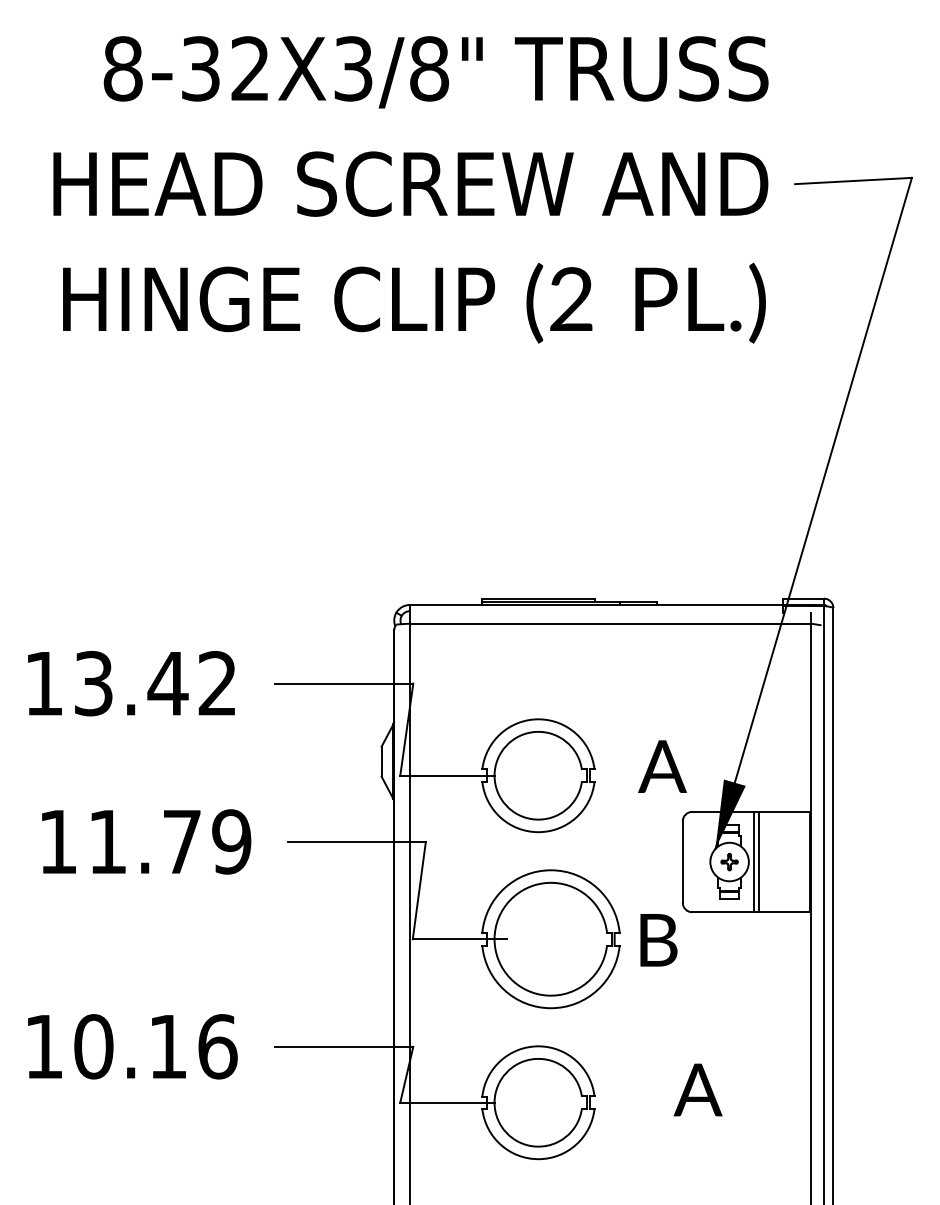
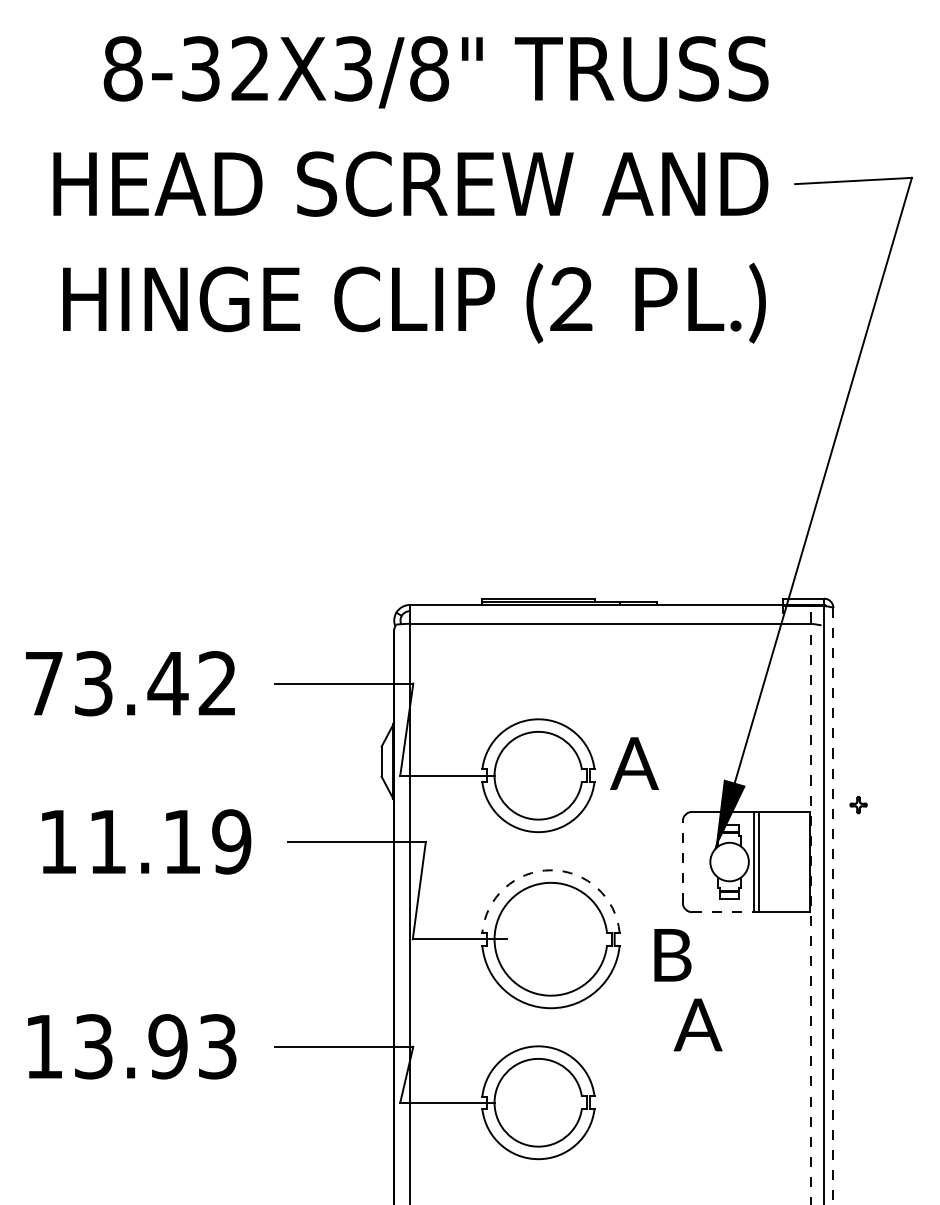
text: 13.42 -> 73.42 (44, 683)
text position: (662, 766) -> (634, 763) (634, 763)
text: 11.79 -> 11.19 (182, 841)
part position: (729, 861) -> (858, 804) (858, 804)
line: solid -> dashed (682, 862)
arc: solid -> dashed (550, 870)
line: solid -> dashed (833, 906)
line: solid -> dashed (722, 912)
line: solid -> dashed (811, 913)
text position: (658, 940) -> (672, 955) (672, 955)
text: 10.16 -> 13.93 (155, 1046)
text position: (697, 1089) -> (697, 1024) (697, 1024)
